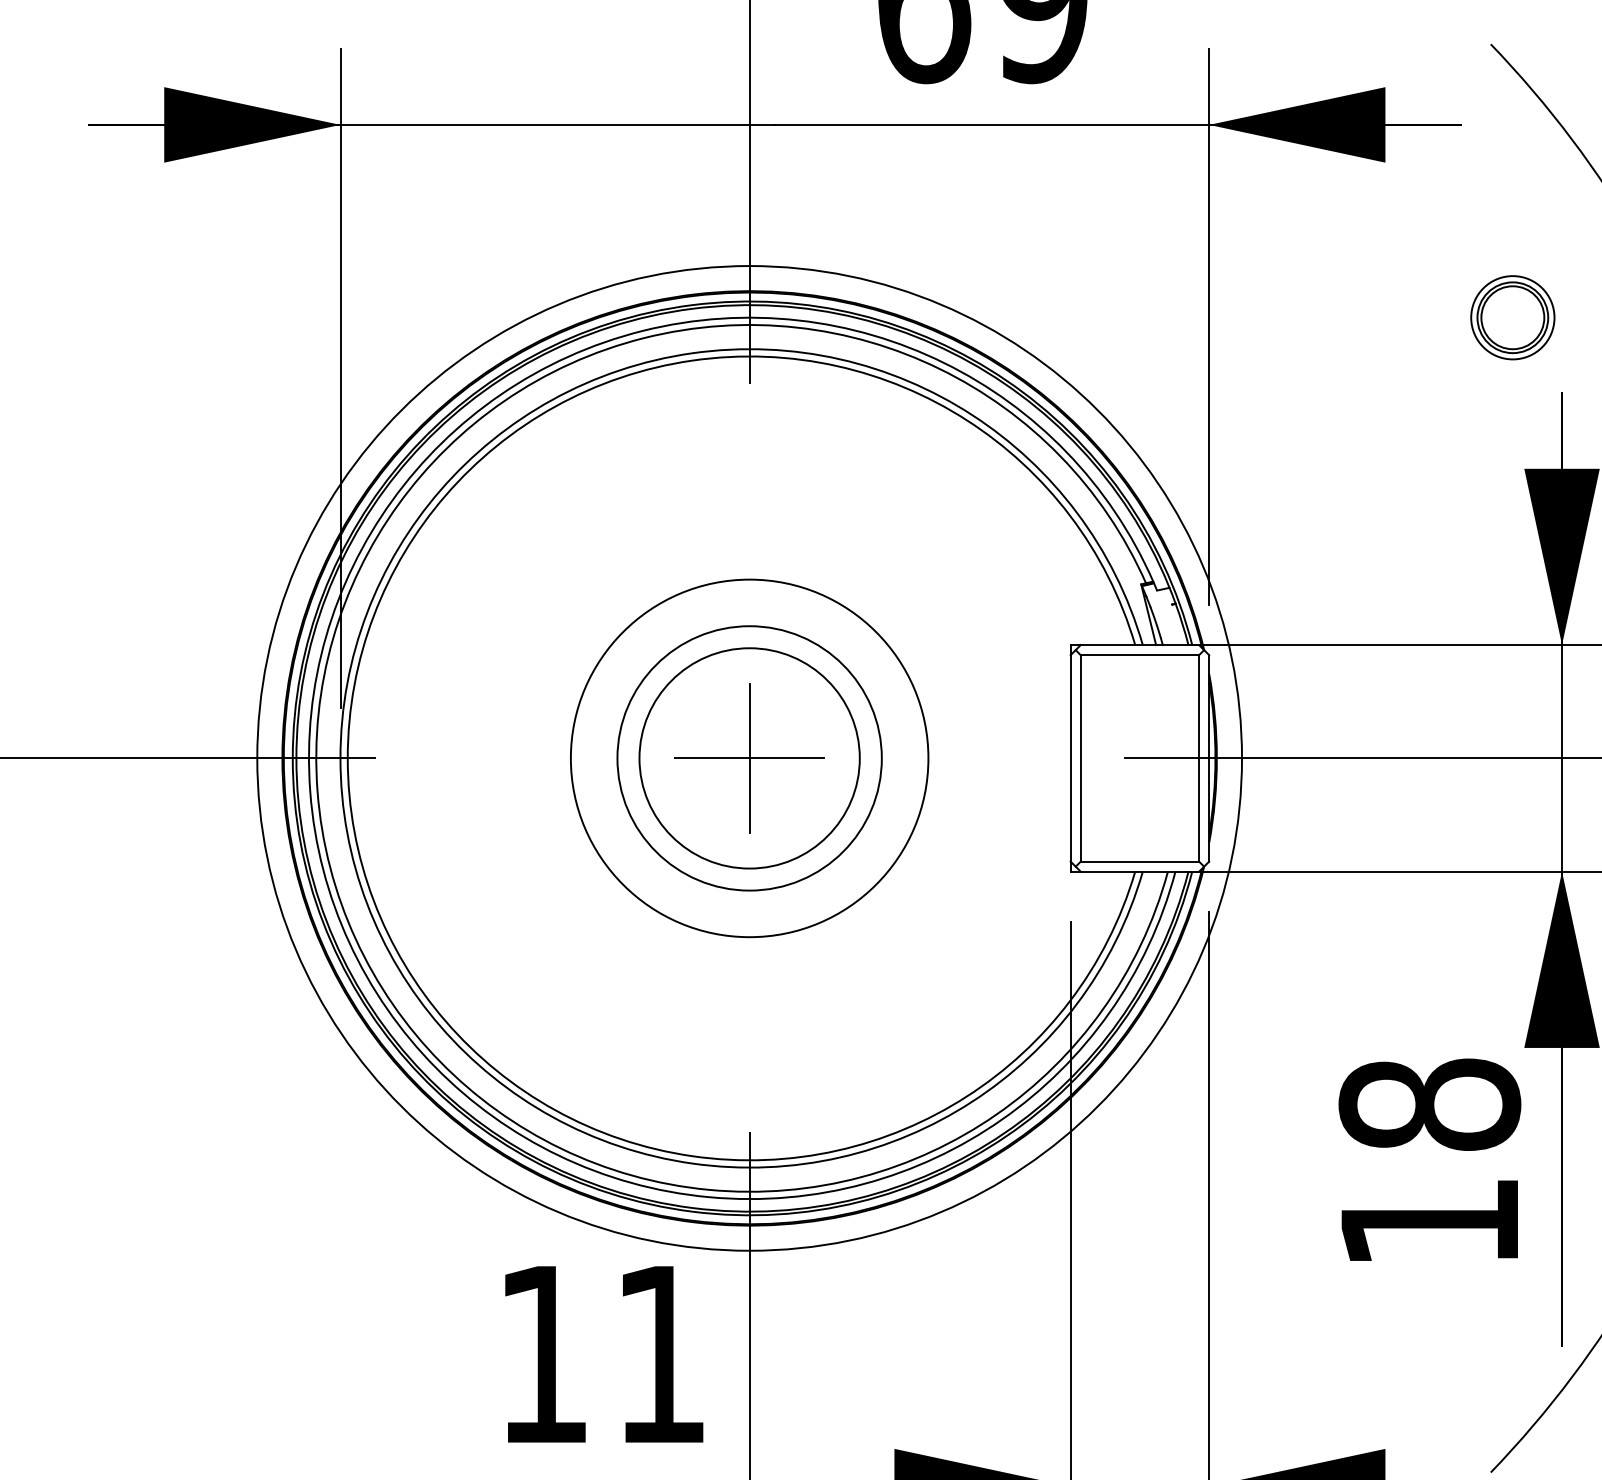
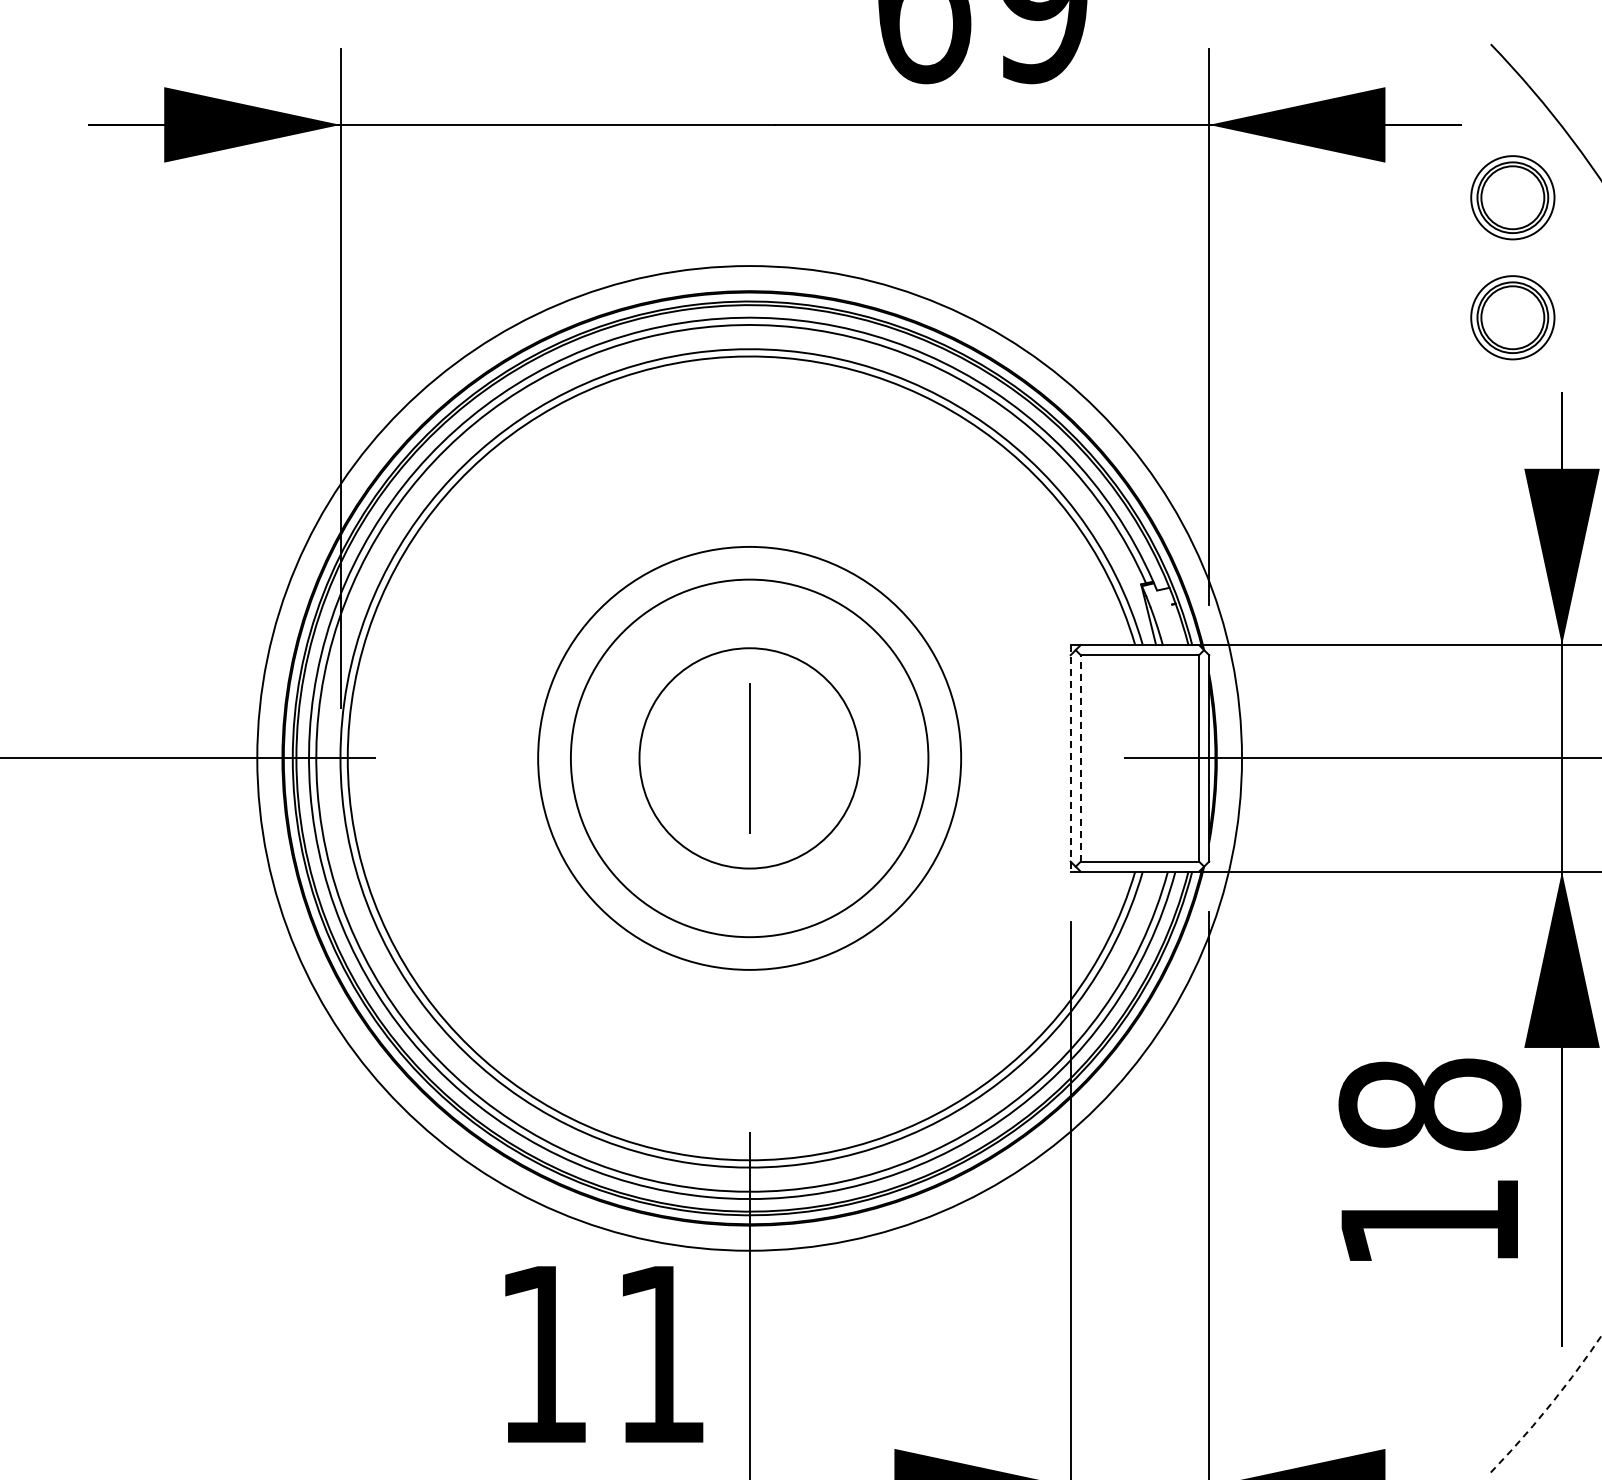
line: present -> none (749, 193)
part: none -> present (1512, 197)
line: solid -> dashed (1080, 757)
circle diameter: 264 px -> 423 px (749, 757)
line: present -> none (749, 758)
line: solid -> dashed (1070, 758)
arc: solid -> dashed (1549, 1405)
